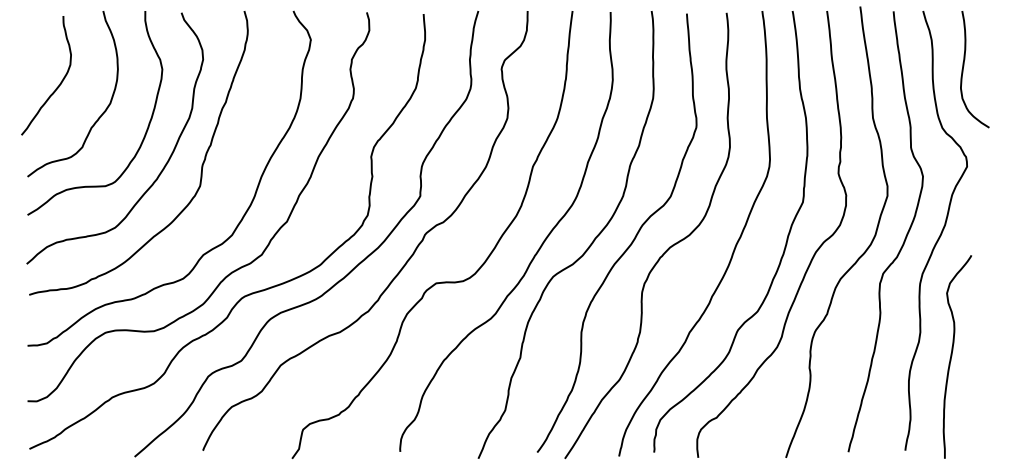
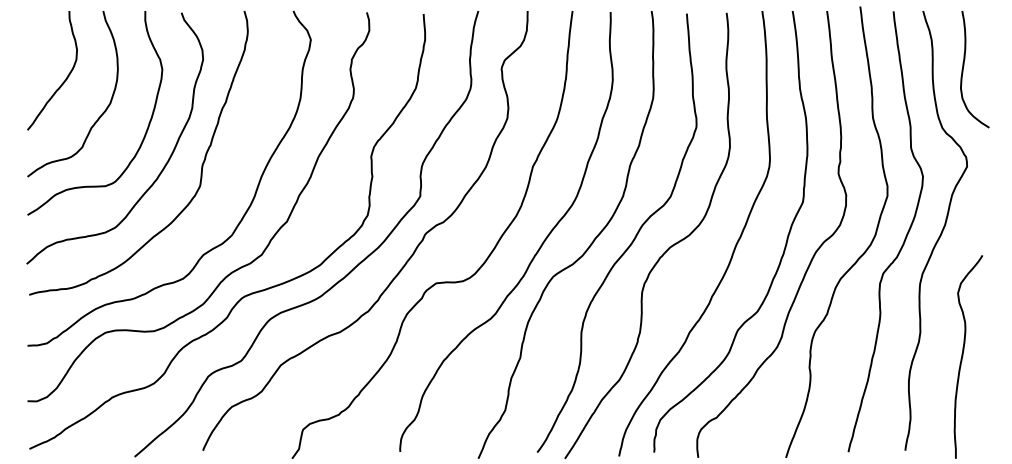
curve position: (59, 83) -> (65, 78) (65, 78)
curve position: (952, 356) -> (963, 356) (963, 356)
